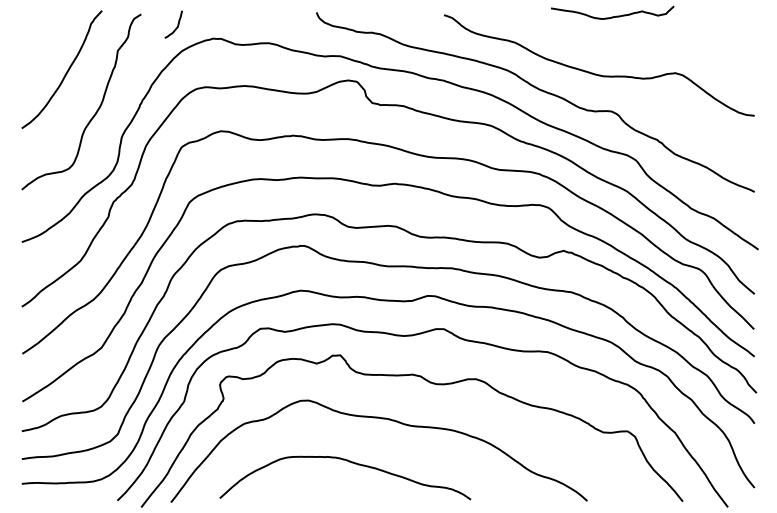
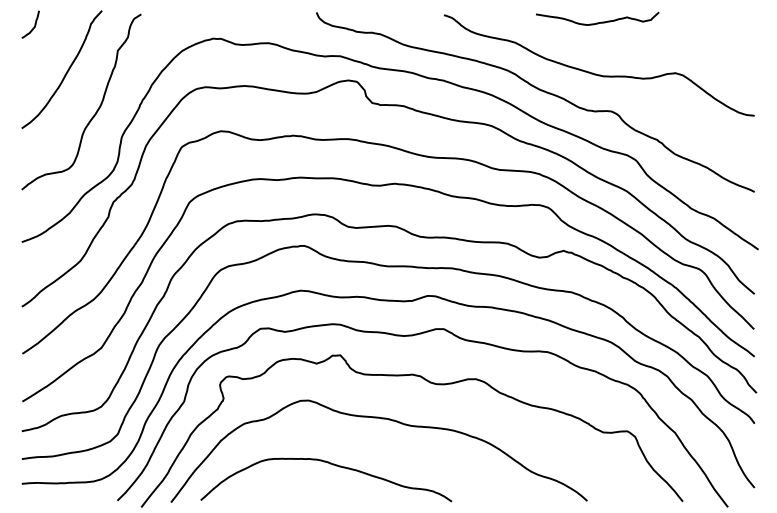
curve position: (612, 16) -> (597, 22) (597, 22)
curve position: (176, 26) -> (33, 26) (33, 26)
curve position: (351, 463) -> (332, 465) (332, 465)
